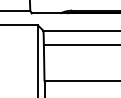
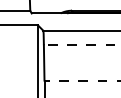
line: solid -> dashed (81, 45)
line: solid -> dashed (82, 80)
